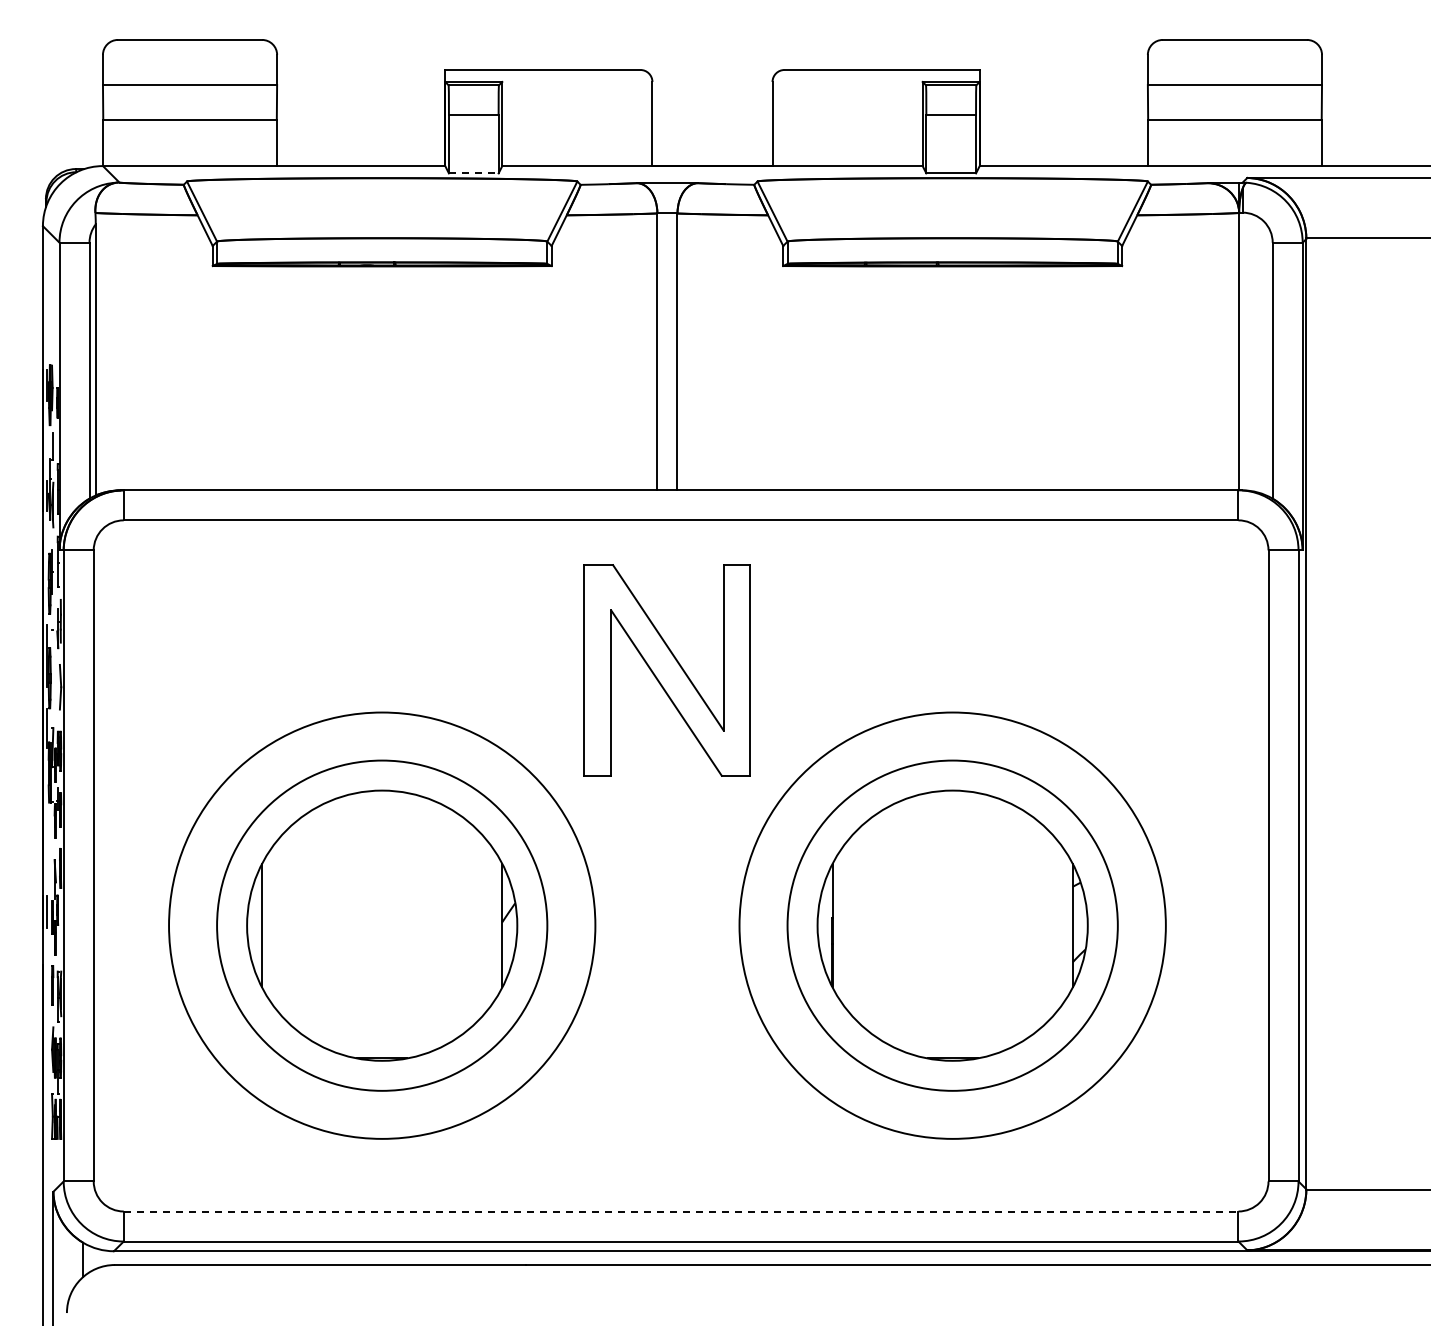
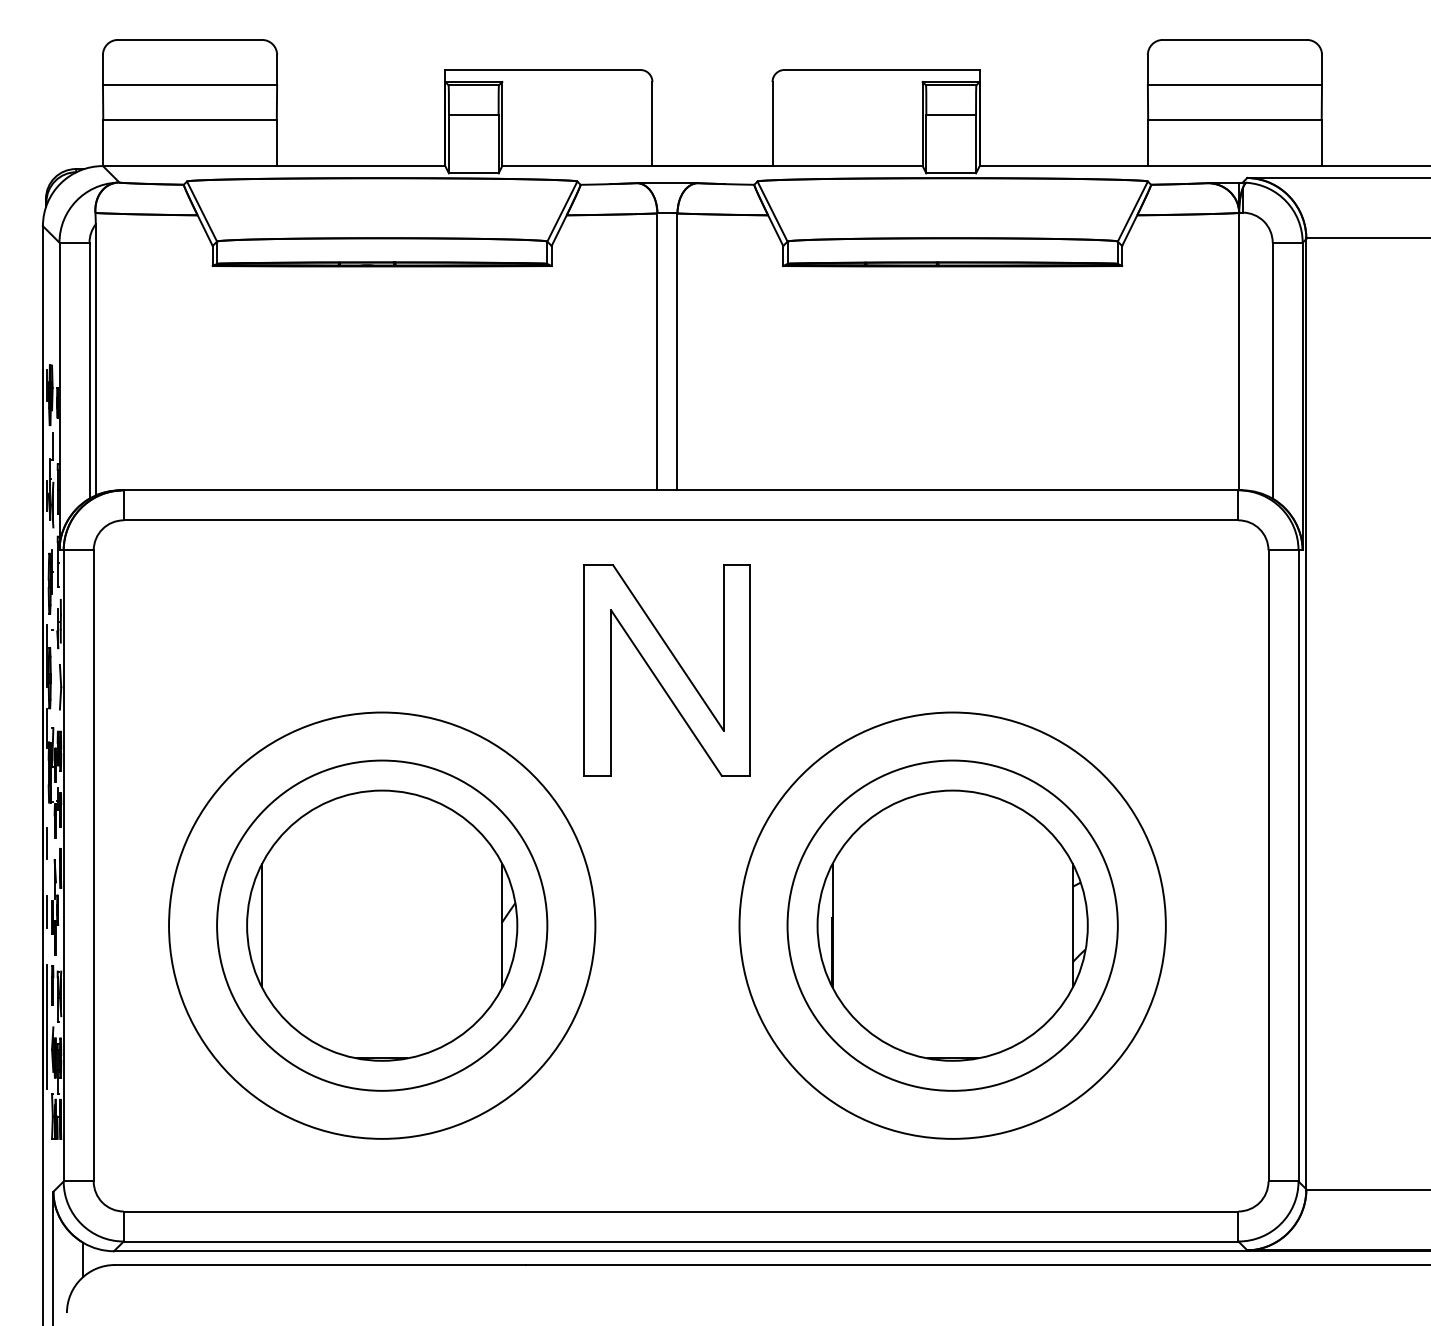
line: dashed -> solid (473, 173)
line: none -> present (47, 843)
line: none -> present (47, 1026)
line: dashed -> solid (681, 1211)
